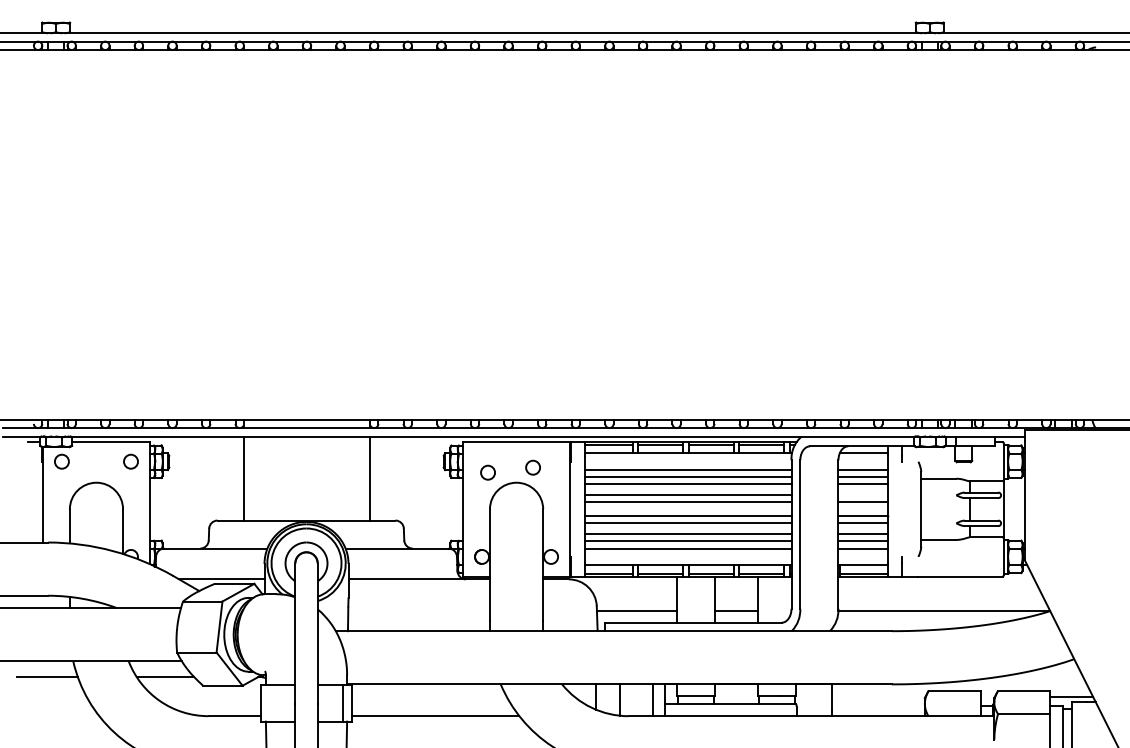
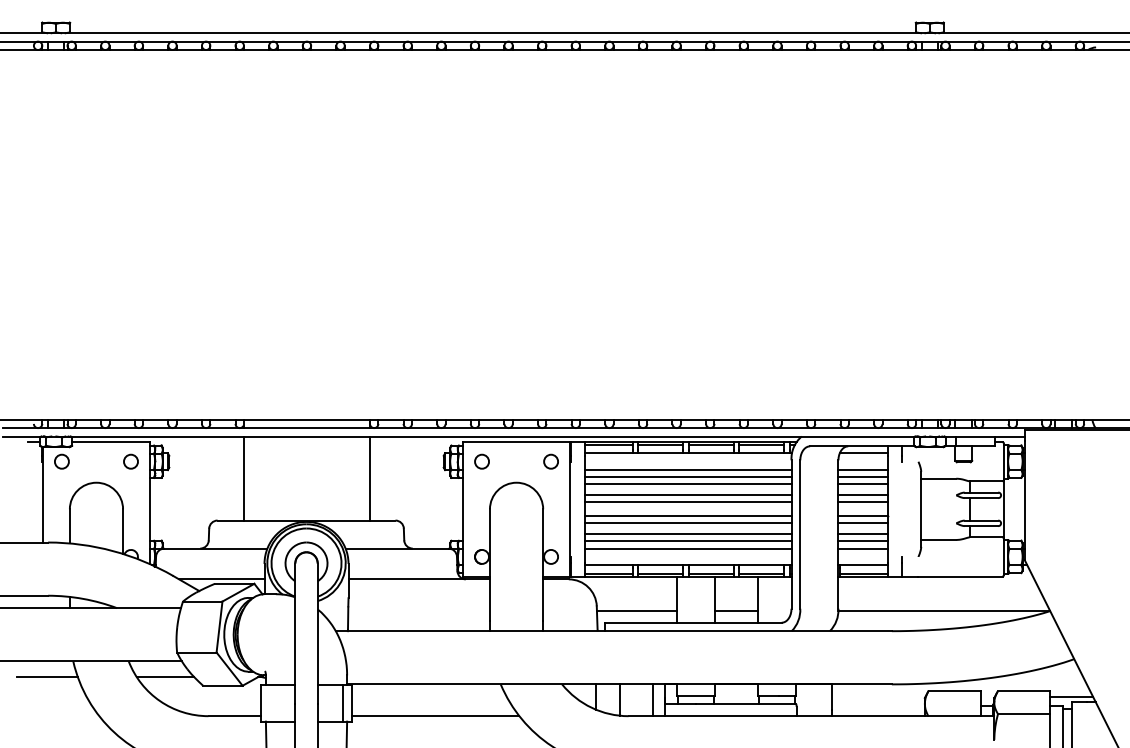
circle position: (532, 467) -> (550, 461) (550, 461)
circle position: (487, 472) -> (481, 461) (481, 461)
line: none -> present (862, 495)
